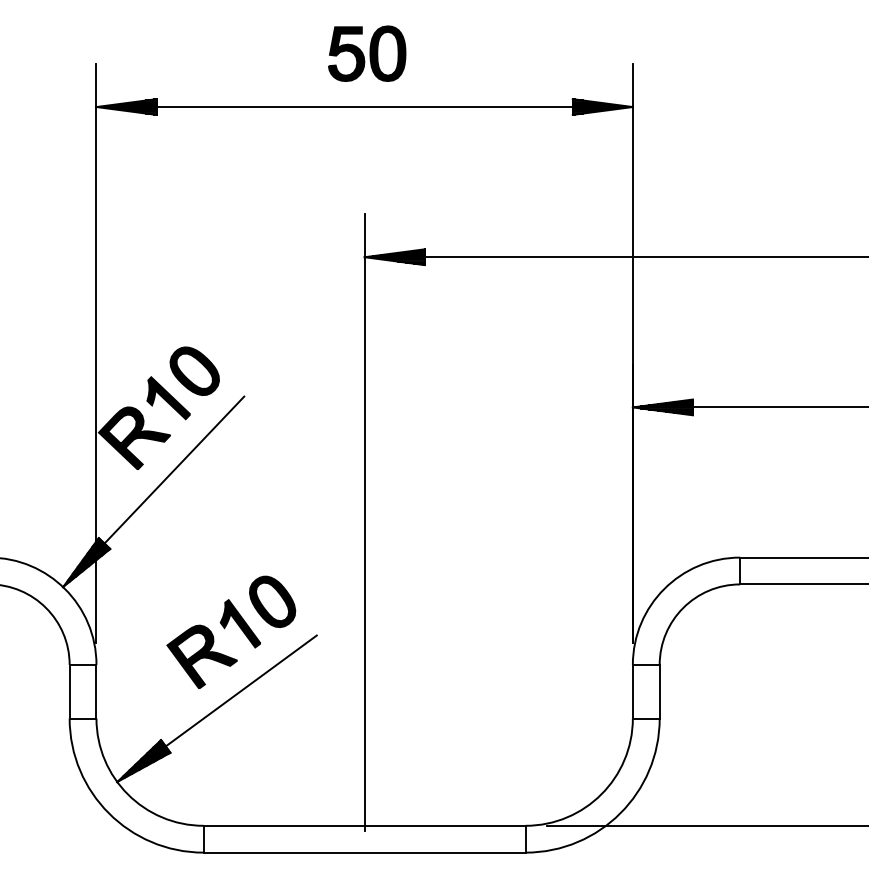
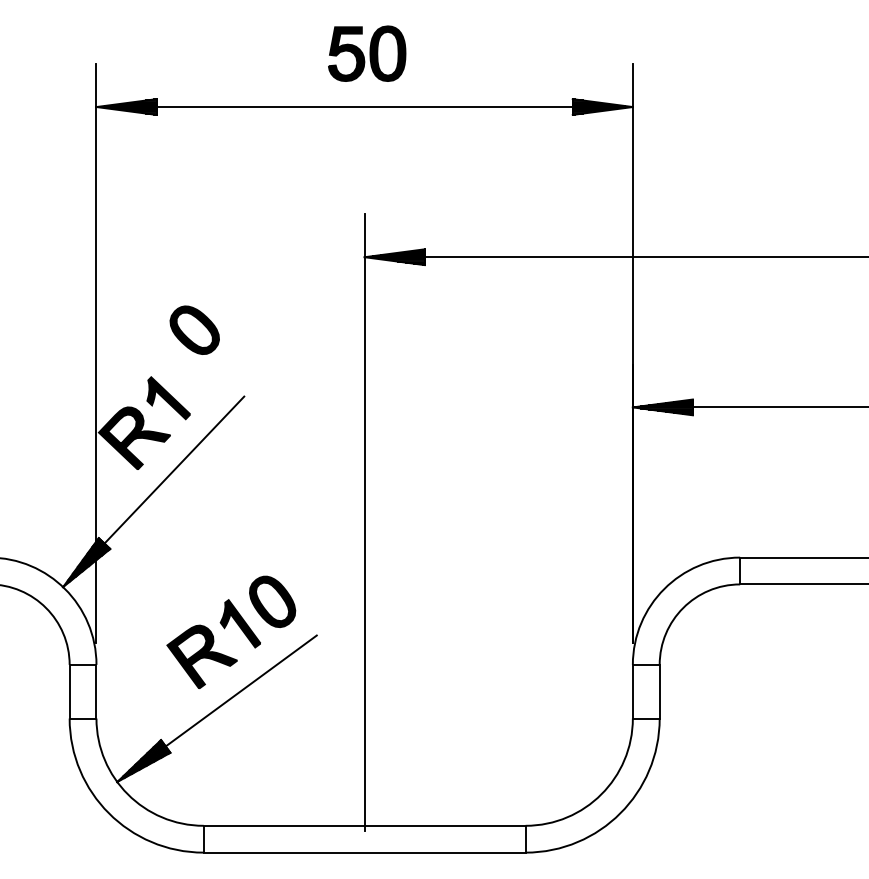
part position: (194, 370) -> (194, 329) (194, 329)
line: present -> none (706, 825)
